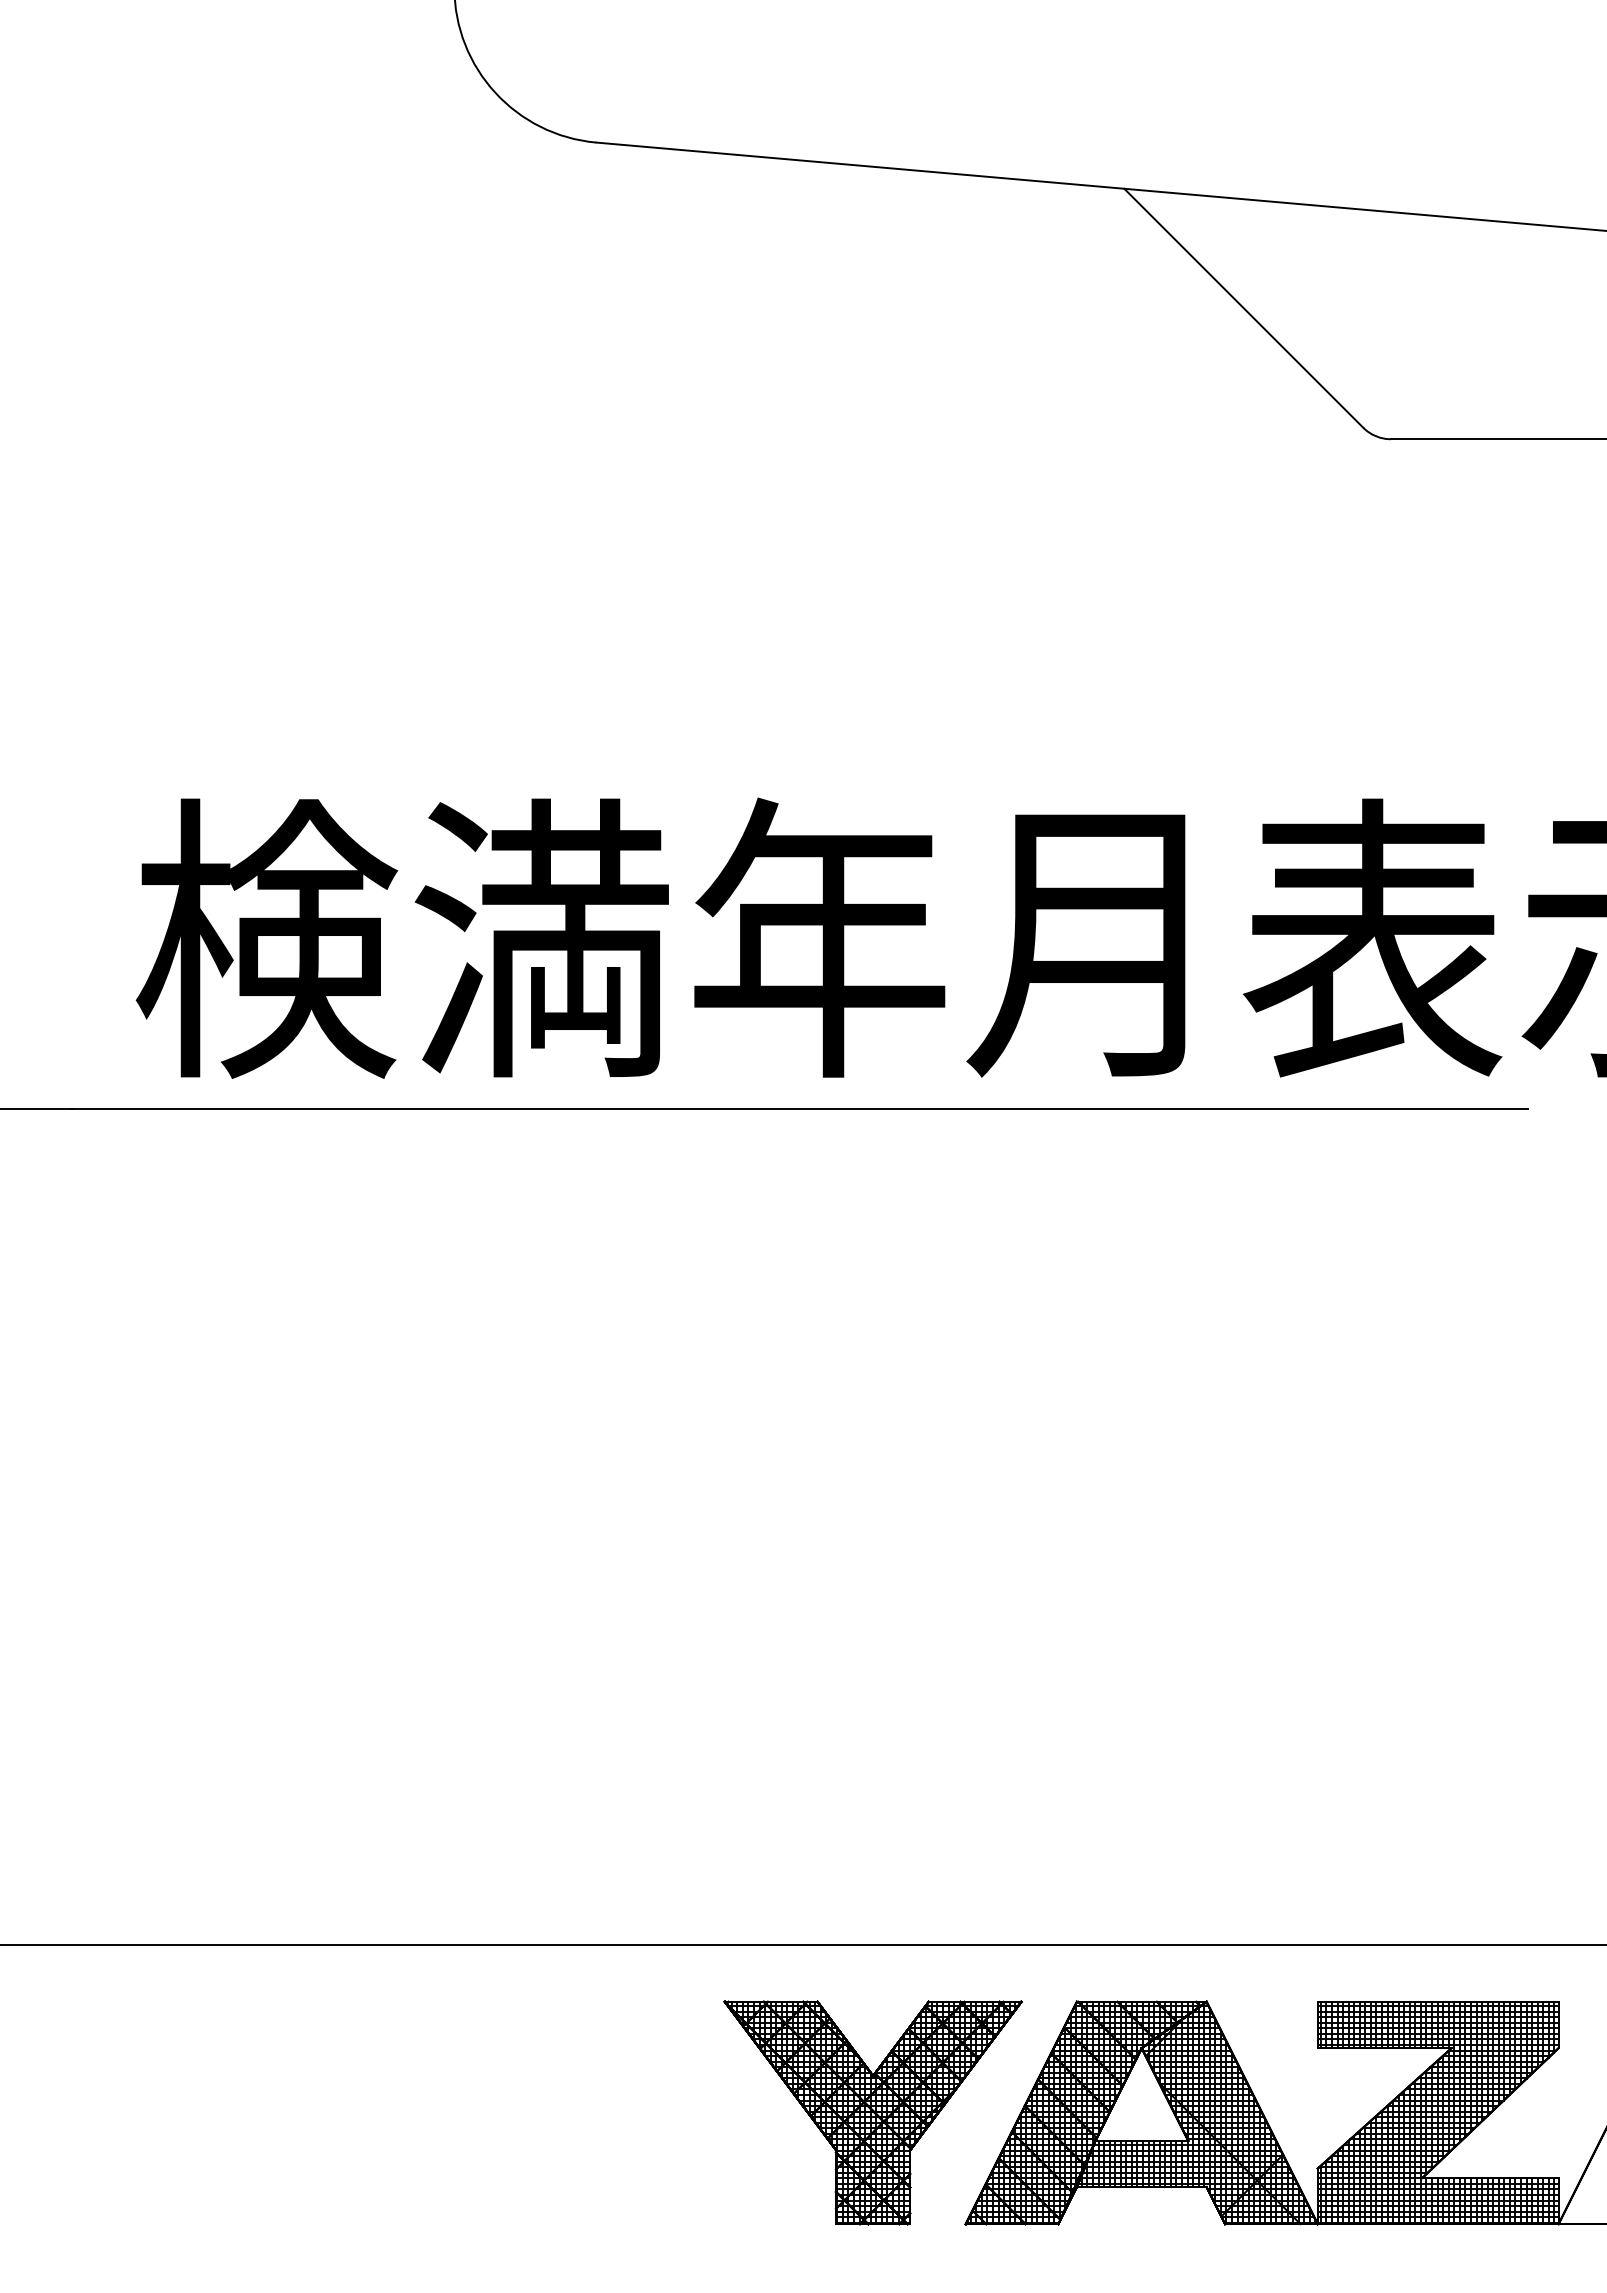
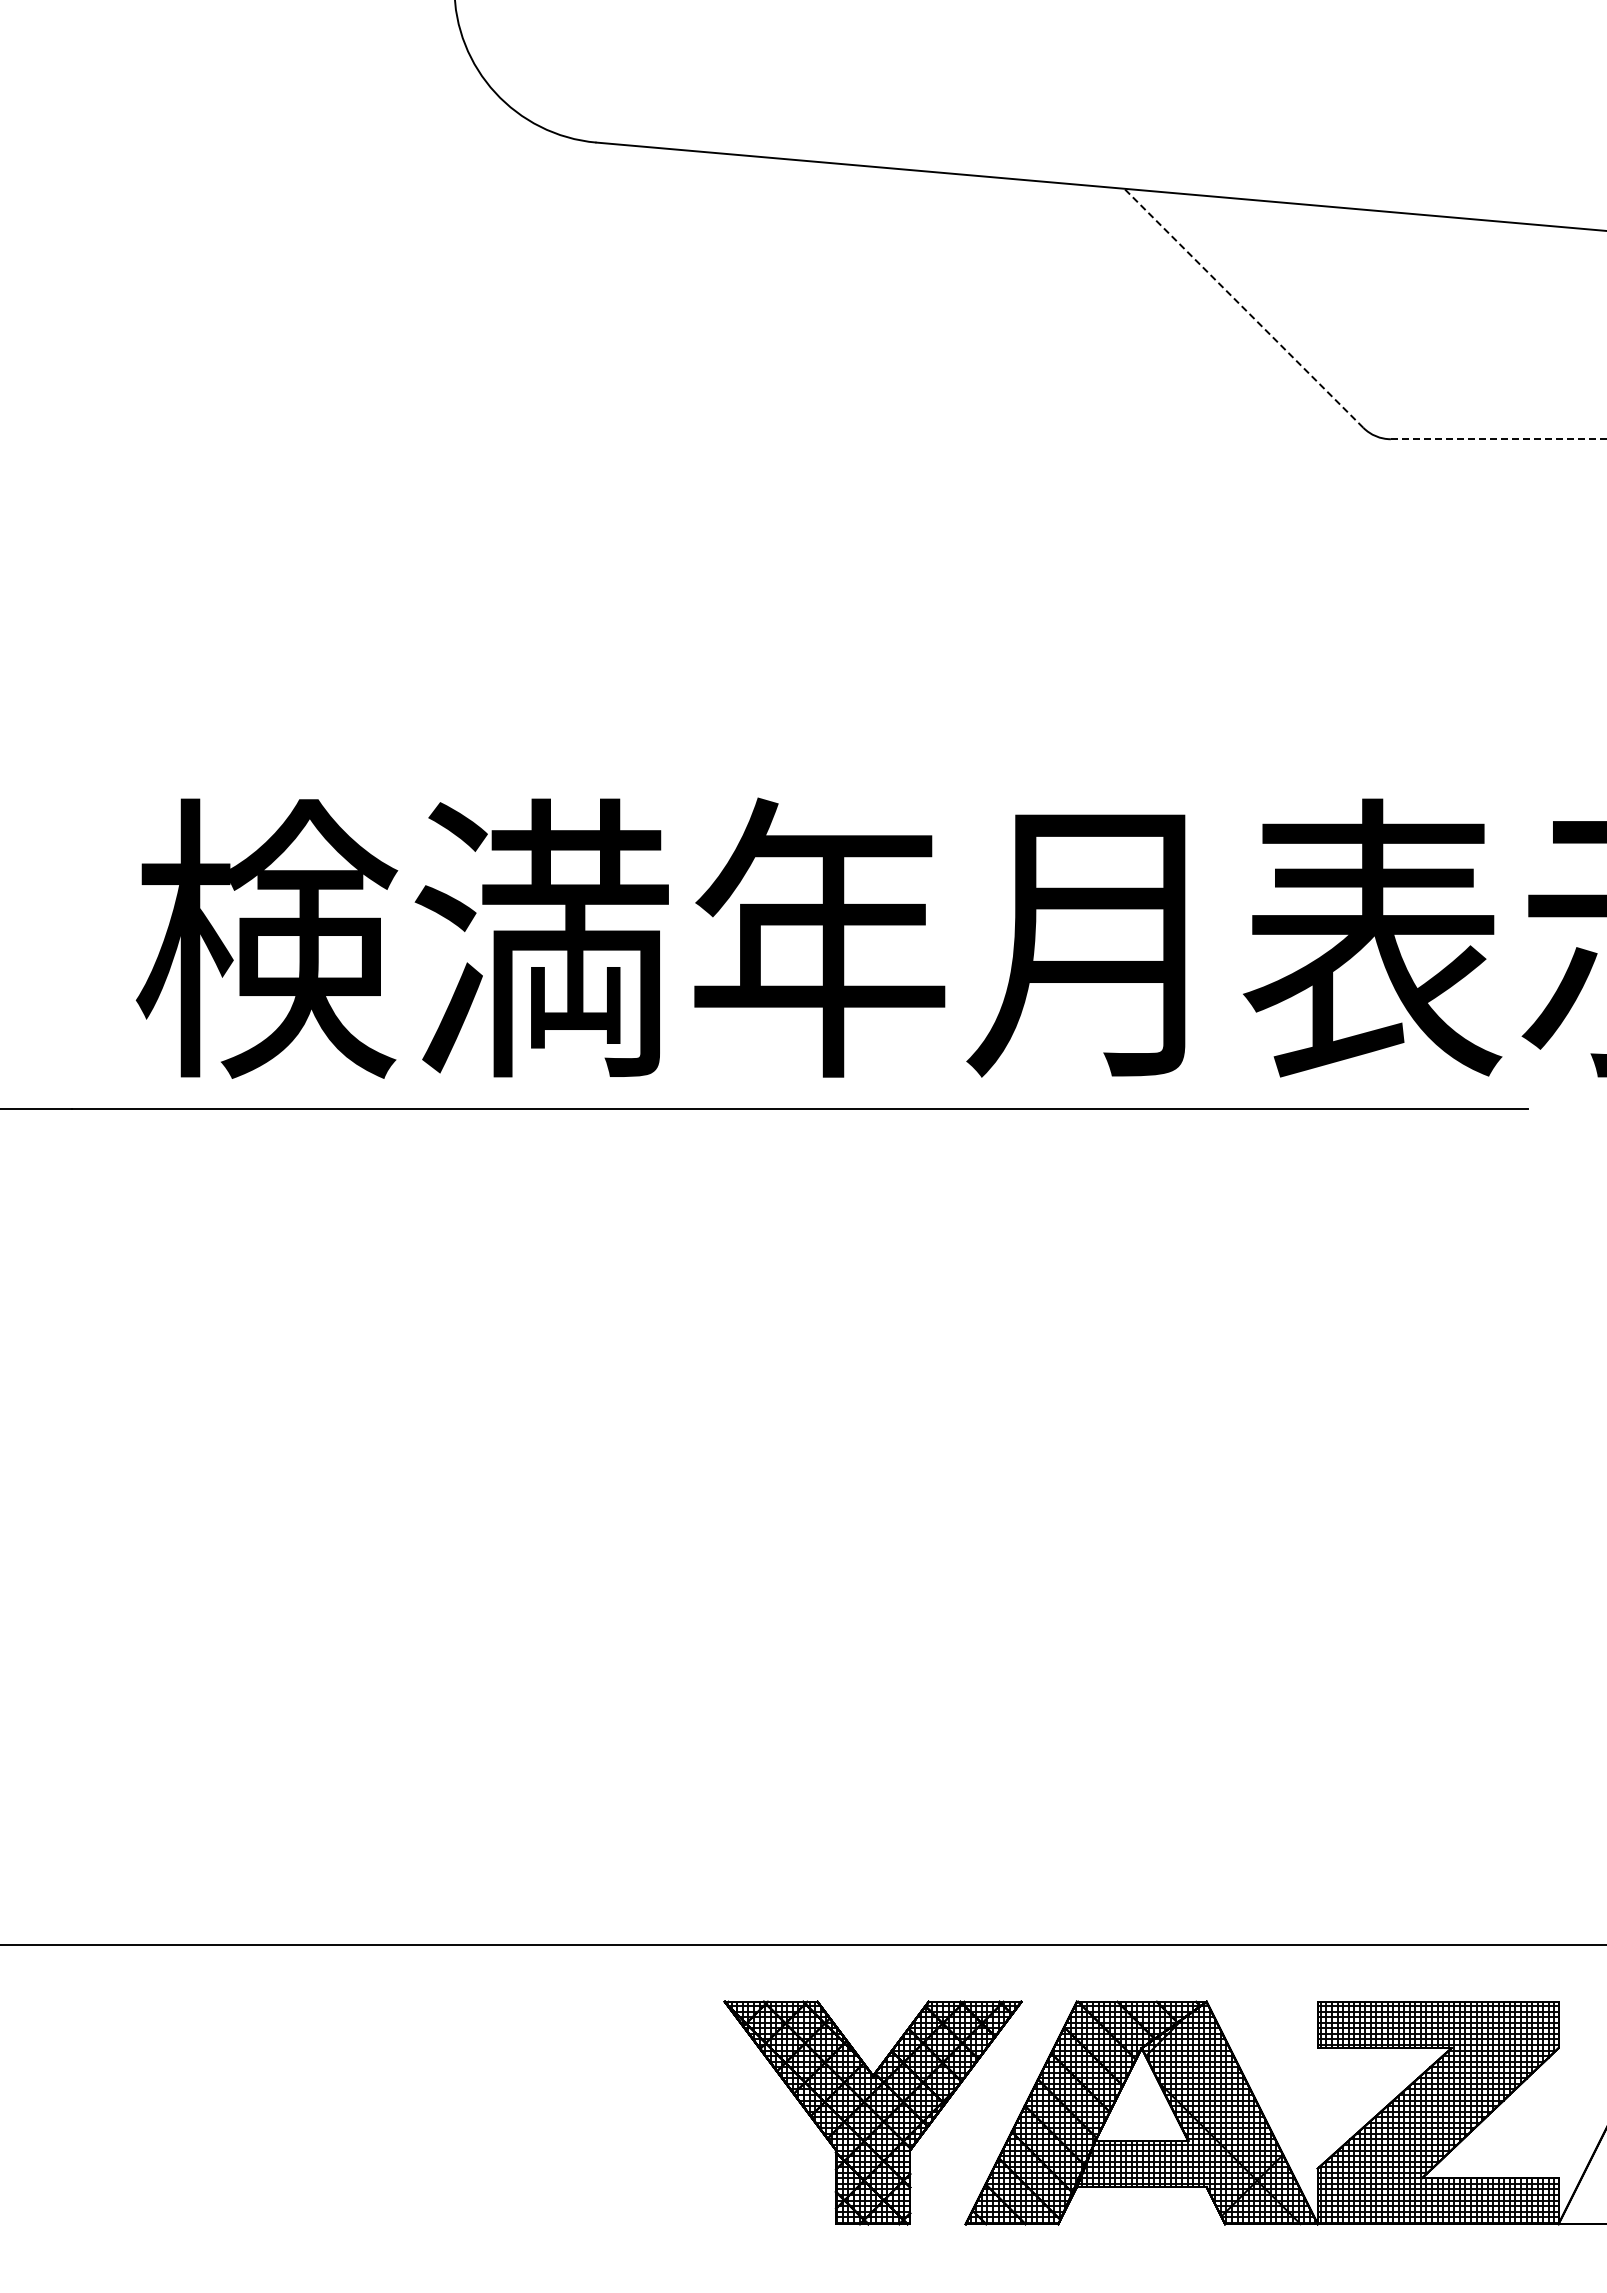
line: solid -> dashed (1243, 307)
line: solid -> dashed (1498, 439)
